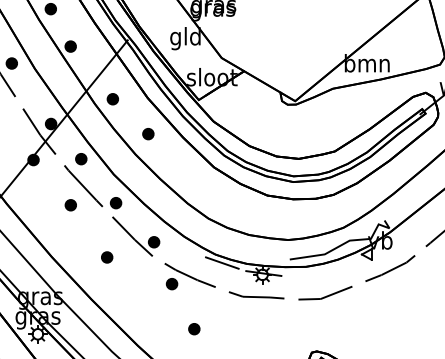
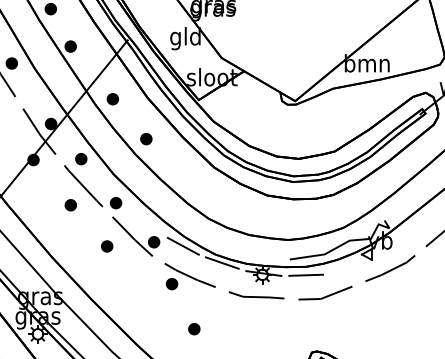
part position: (148, 134) -> (146, 139) (146, 139)
line: none -> present (182, 245)
part position: (107, 257) -> (107, 246) (107, 246)
line: none -> present (305, 274)
